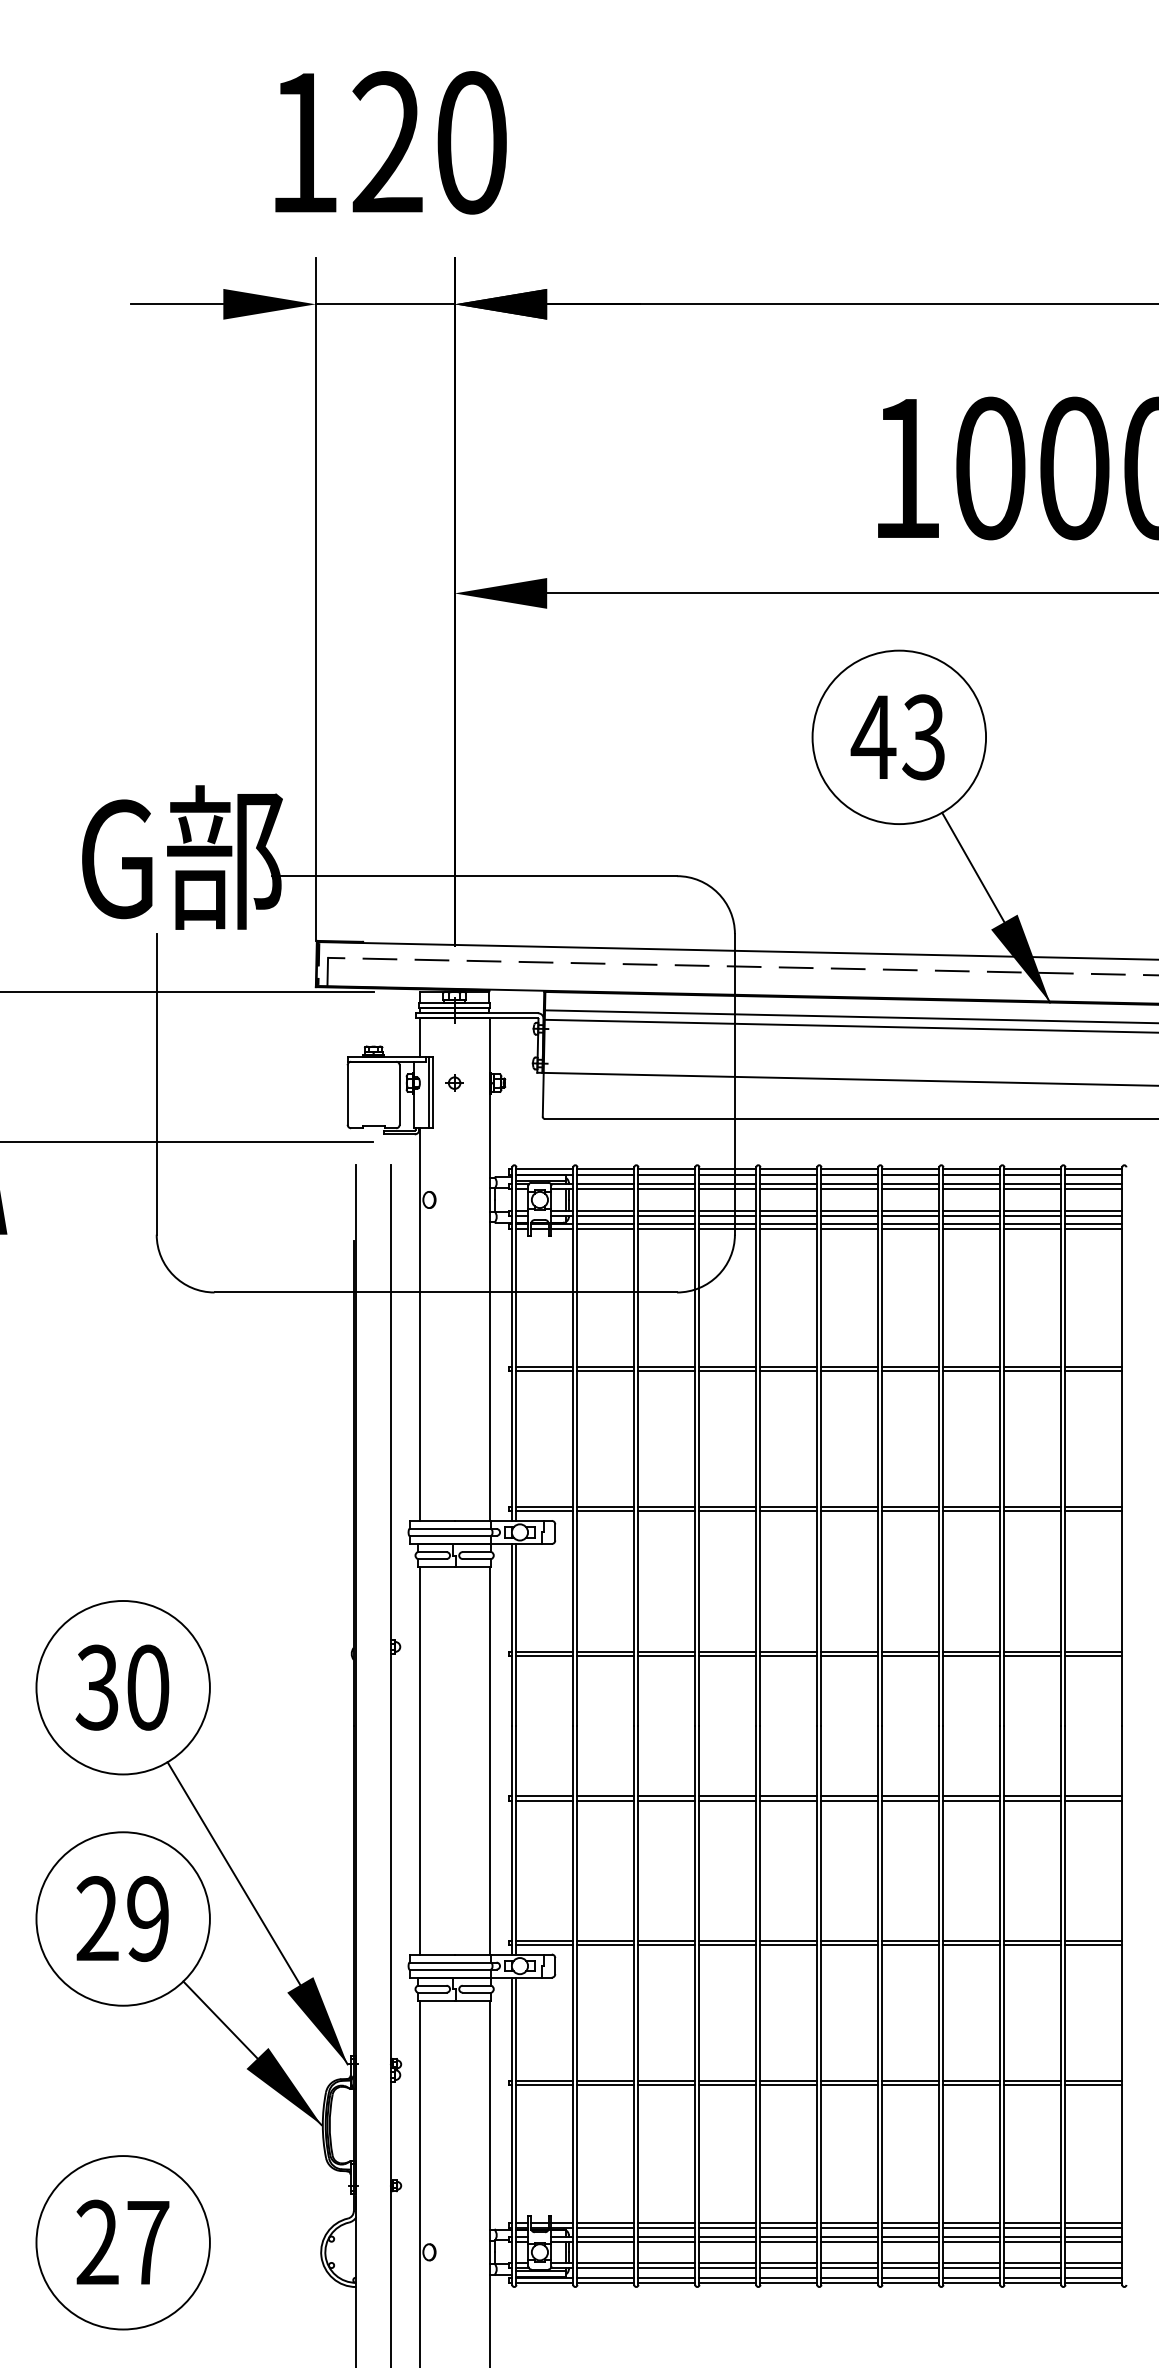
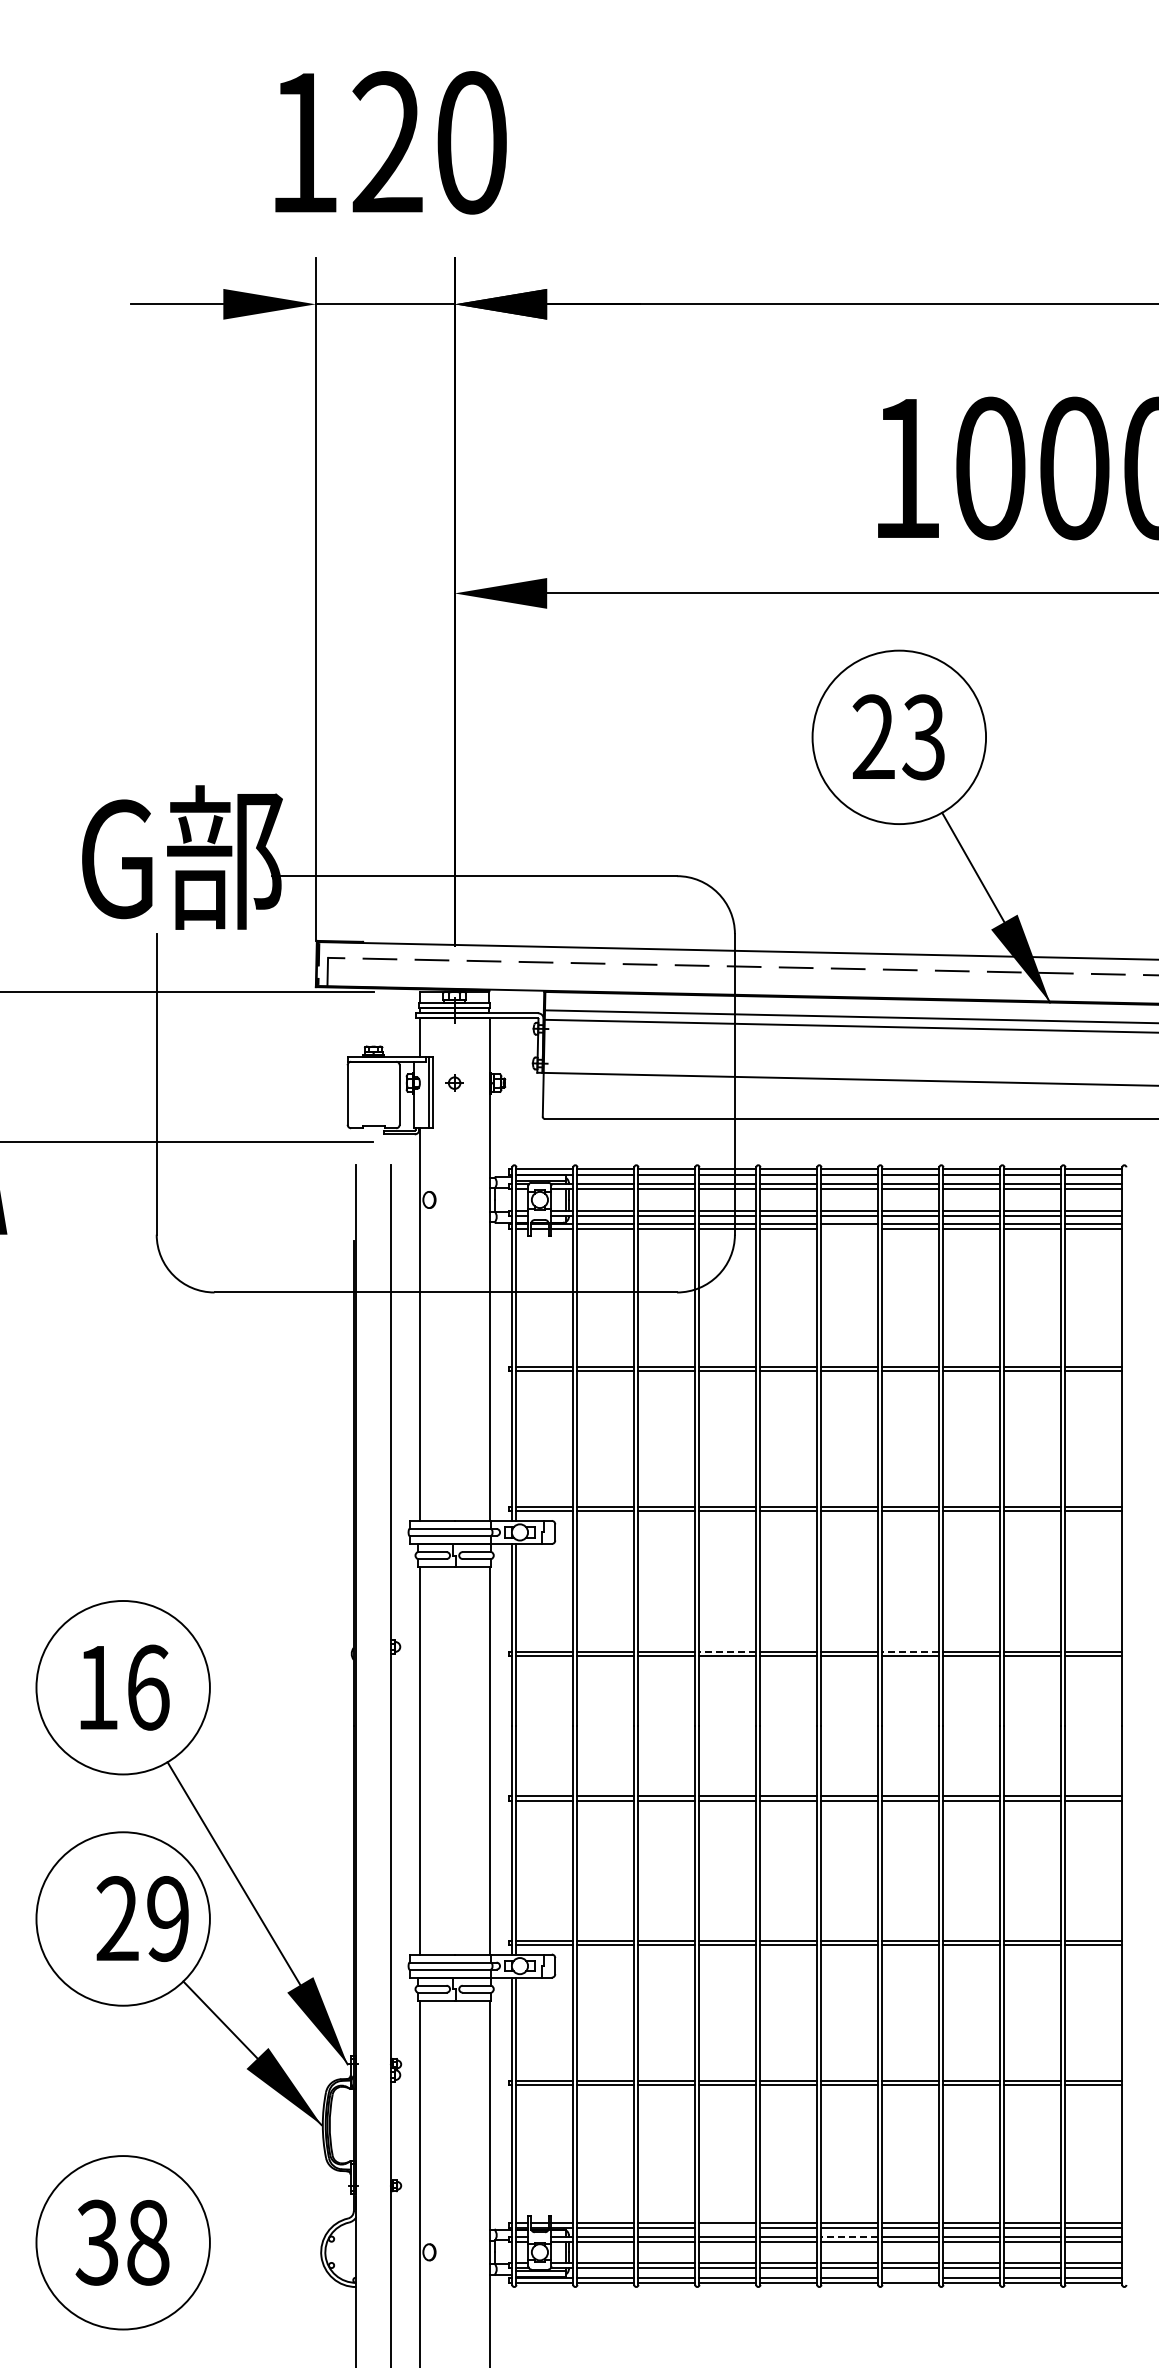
text: 43 -> 23 (873, 736)
line: present -> none (849, 1229)
line: solid -> dashed (727, 1651)
line: solid -> dashed (910, 1651)
text: 30 -> 16 (122, 1687)
text position: (122, 1918) -> (142, 1918) (142, 1918)
line: present -> none (727, 2228)
line: solid -> dashed (849, 2236)
text: 27 -> 38 (122, 2242)
line: present -> none (910, 2277)
